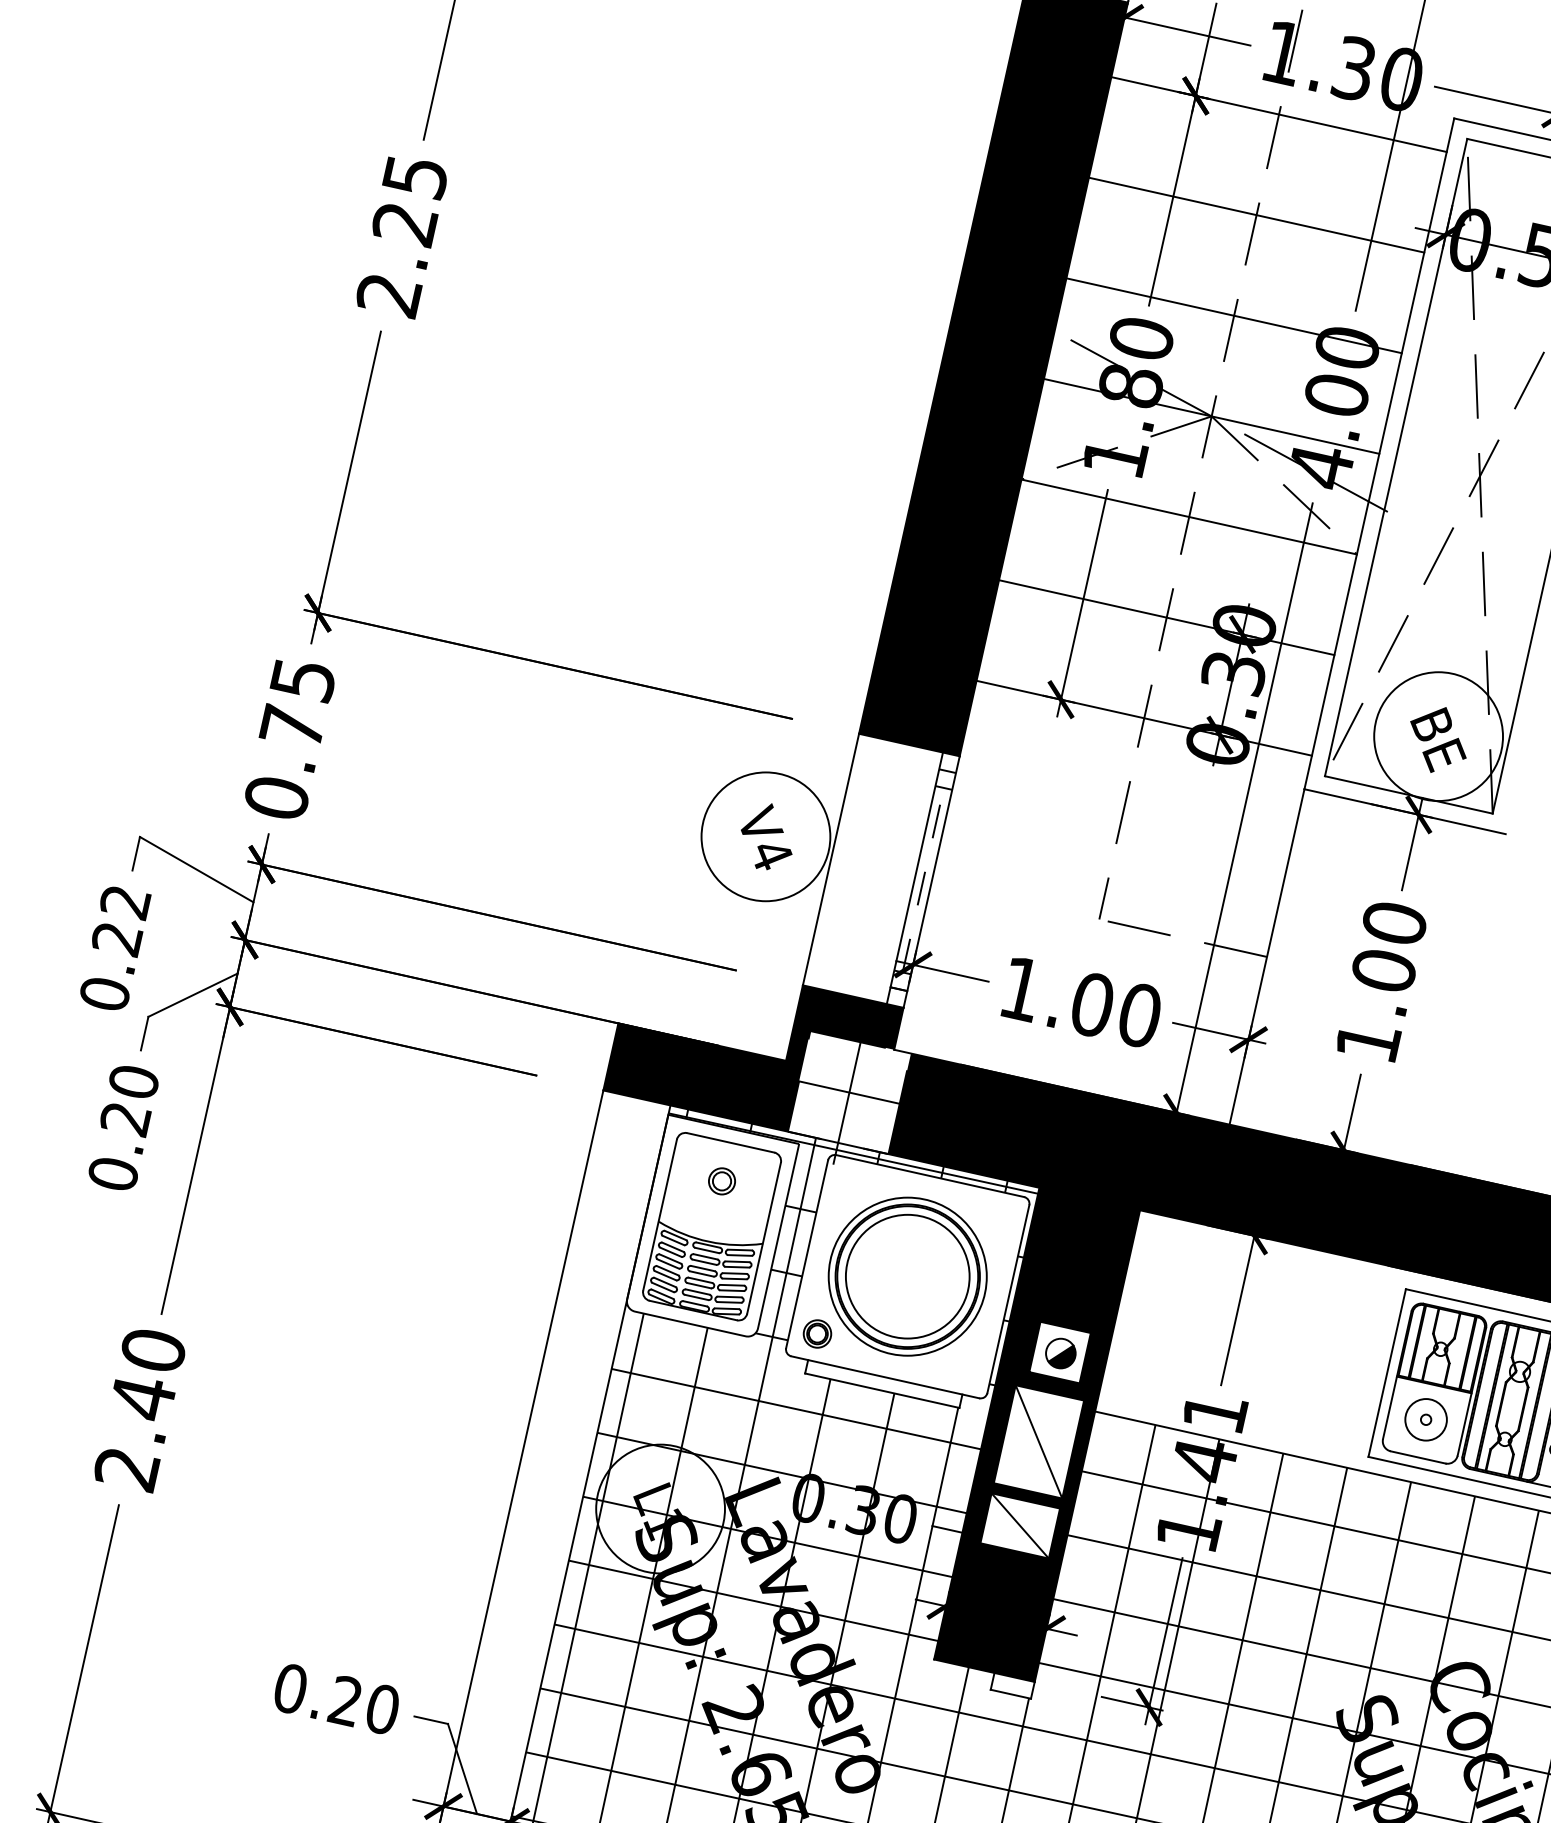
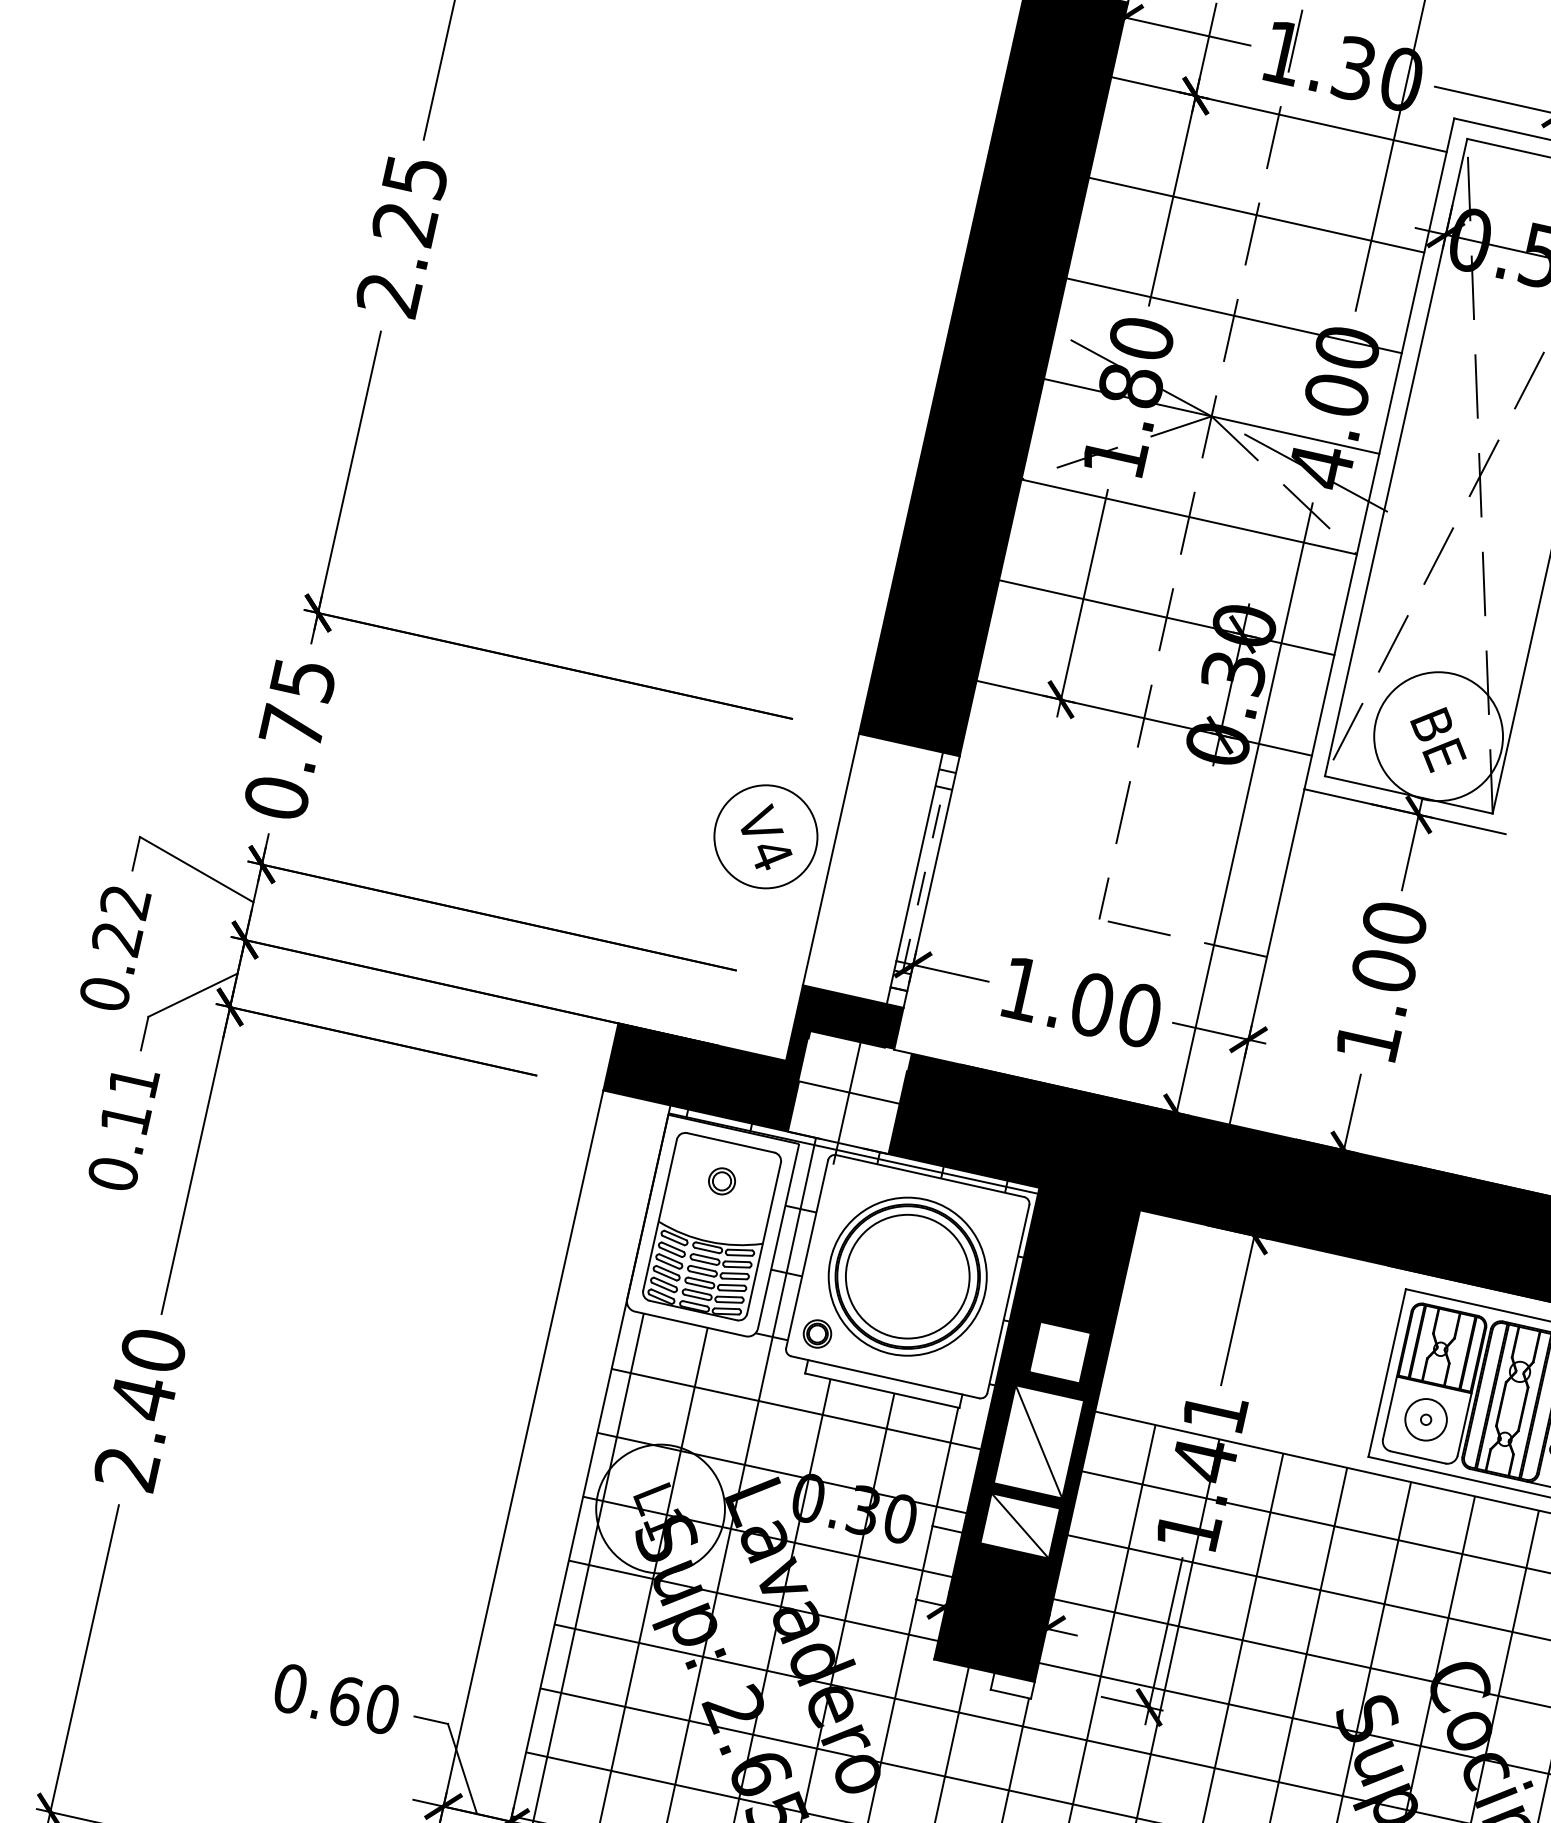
circle diameter: 129 px -> 103 px (765, 836)
text: 0.20 -> 0.11 (130, 1102)
part: present -> none (1060, 1353)
text: 0.20 -> 0.60 (344, 1701)
